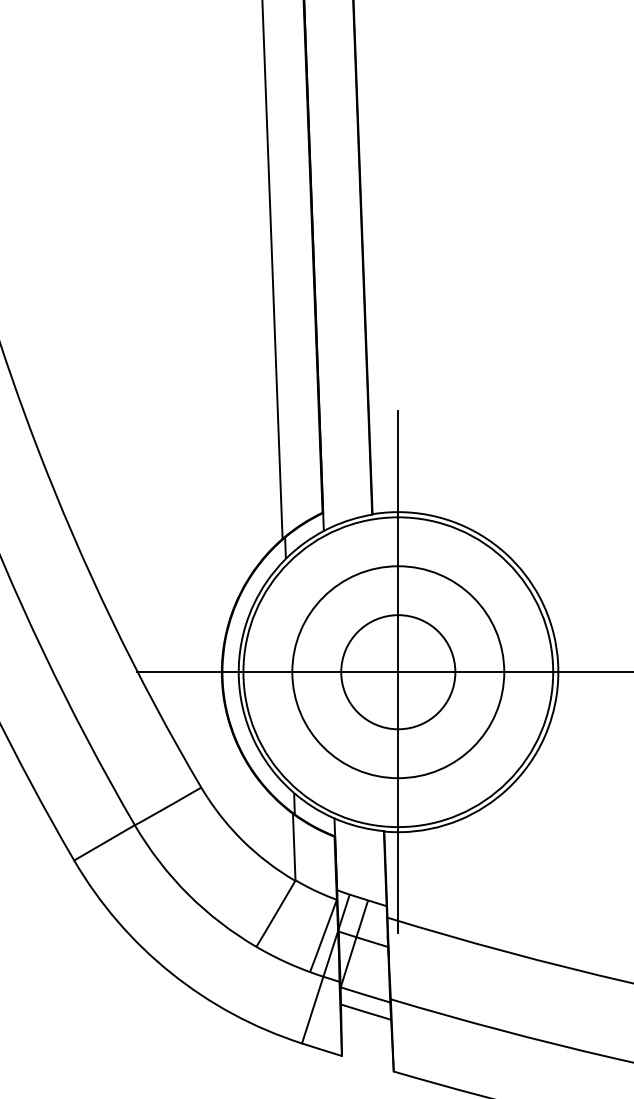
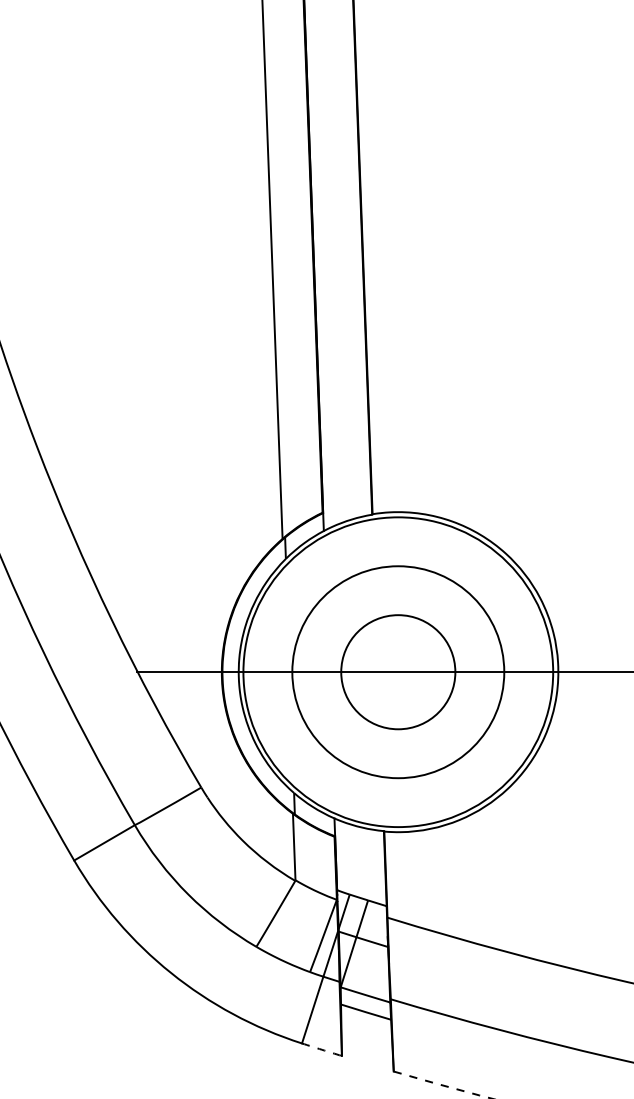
line: present -> none (398, 672)
arc: solid -> dashed (321, 1049)
arc: solid -> dashed (444, 1085)
